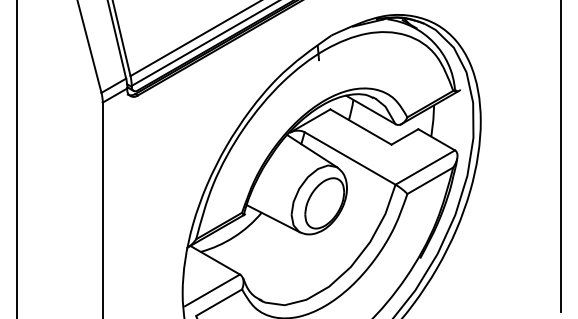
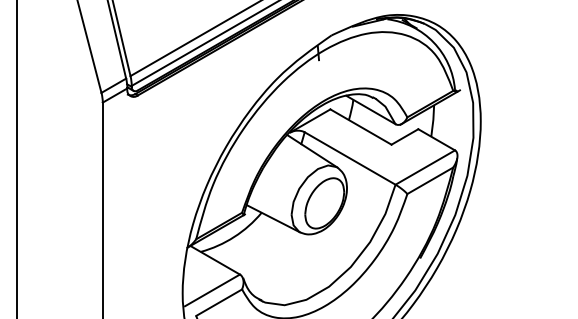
line: present -> none (560, 157)
